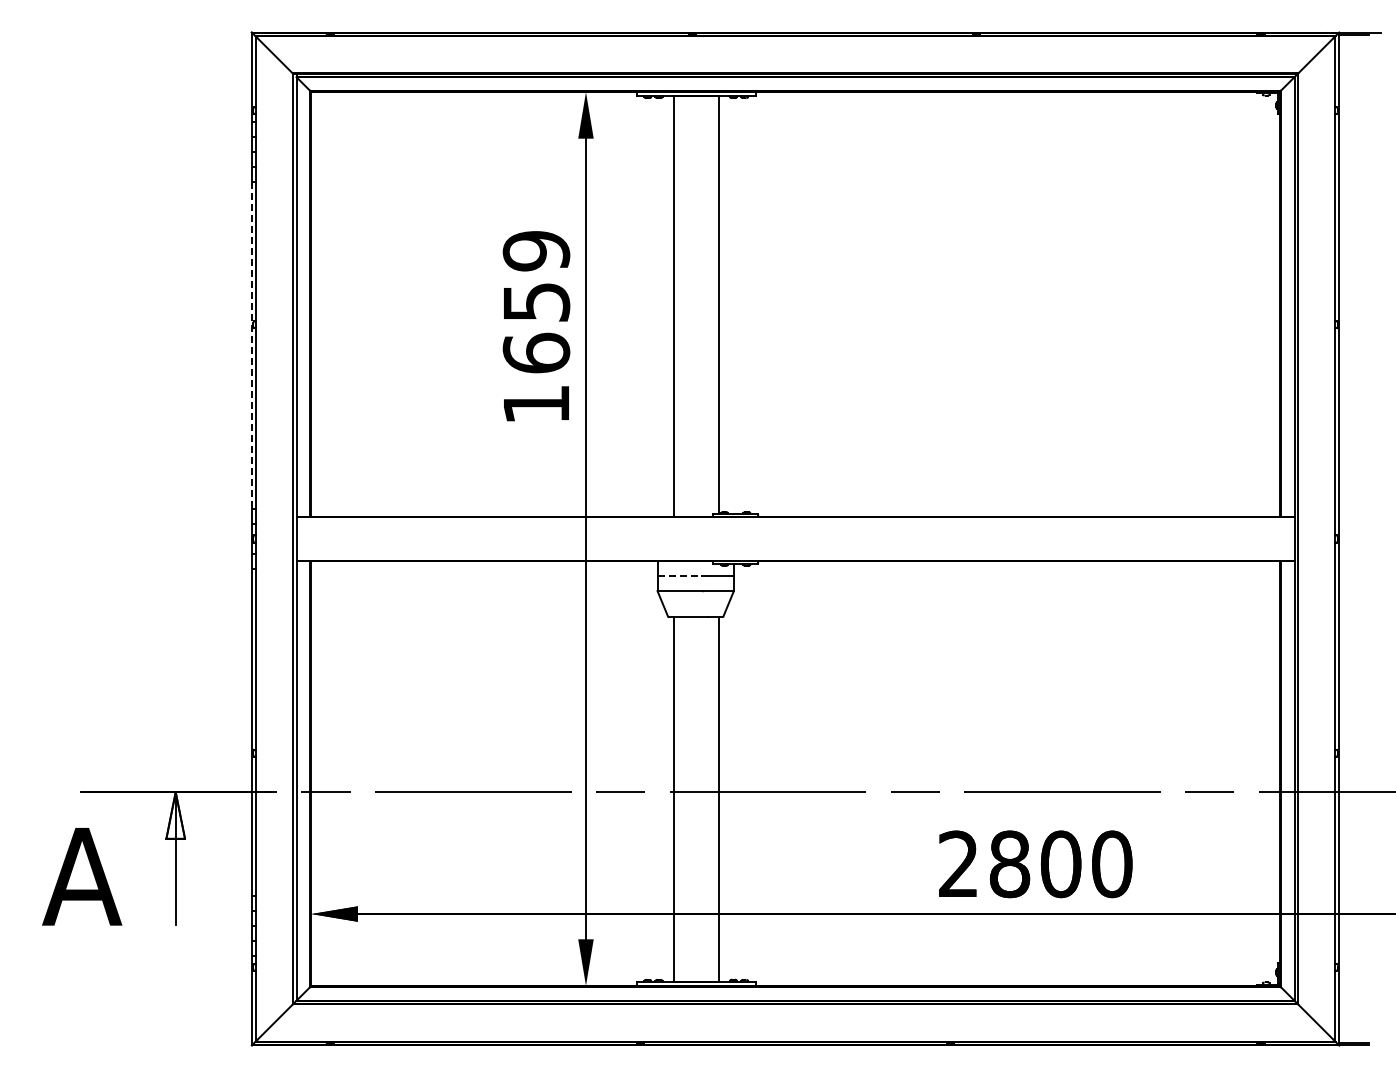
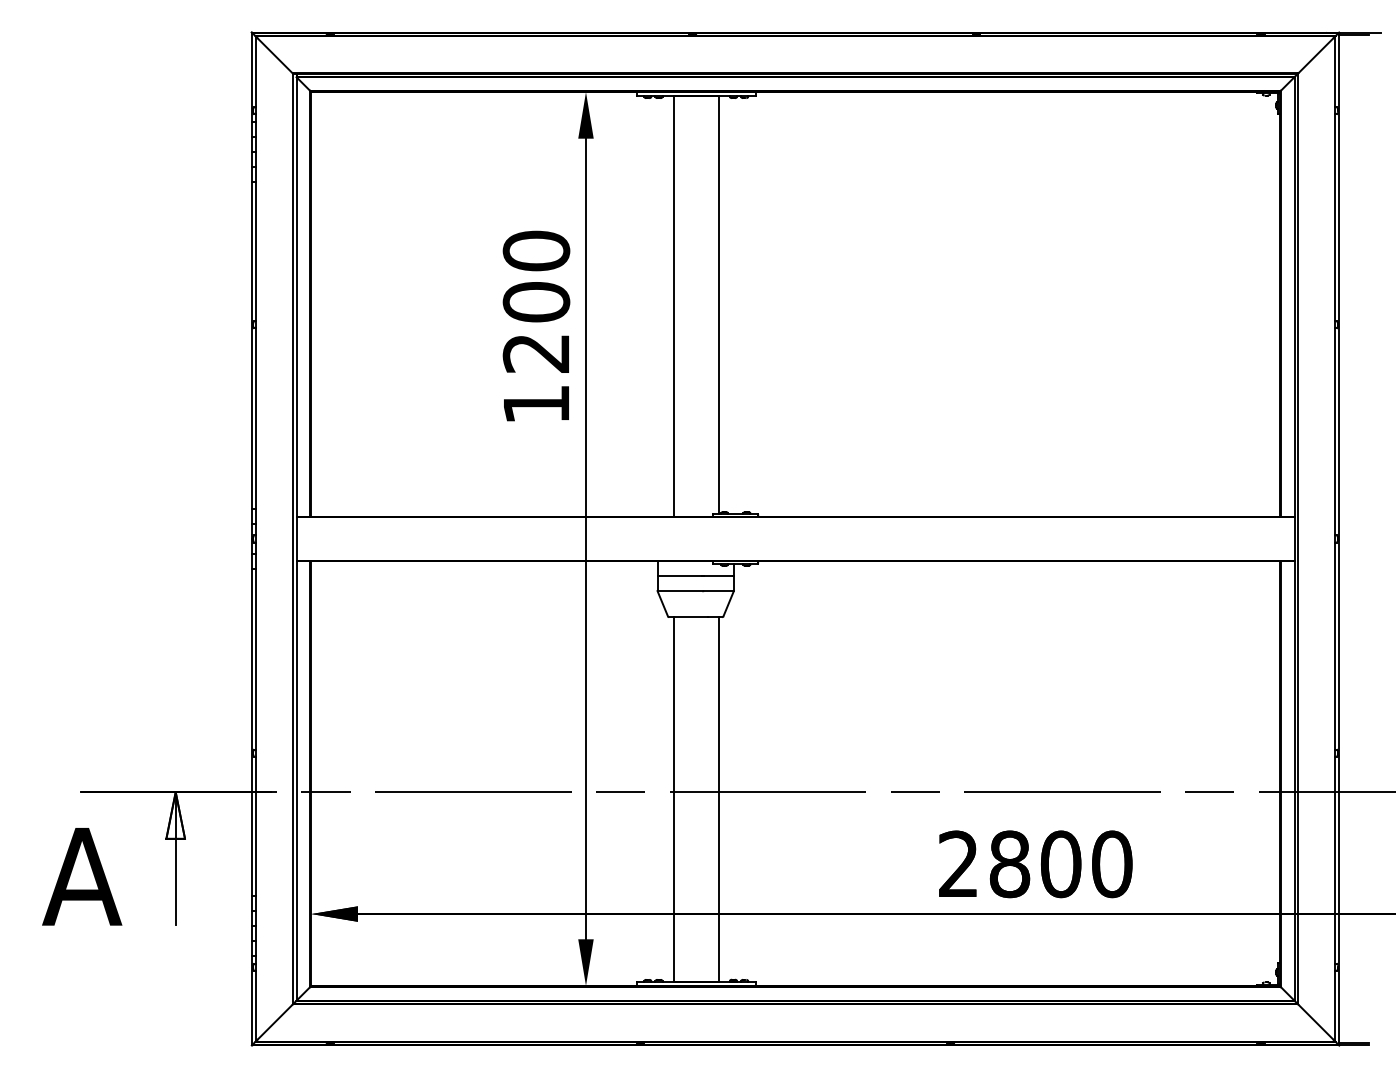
text: 1659 -> 1200 (536, 301)
line: dashed -> solid (251, 345)
line: dashed -> solid (680, 576)
